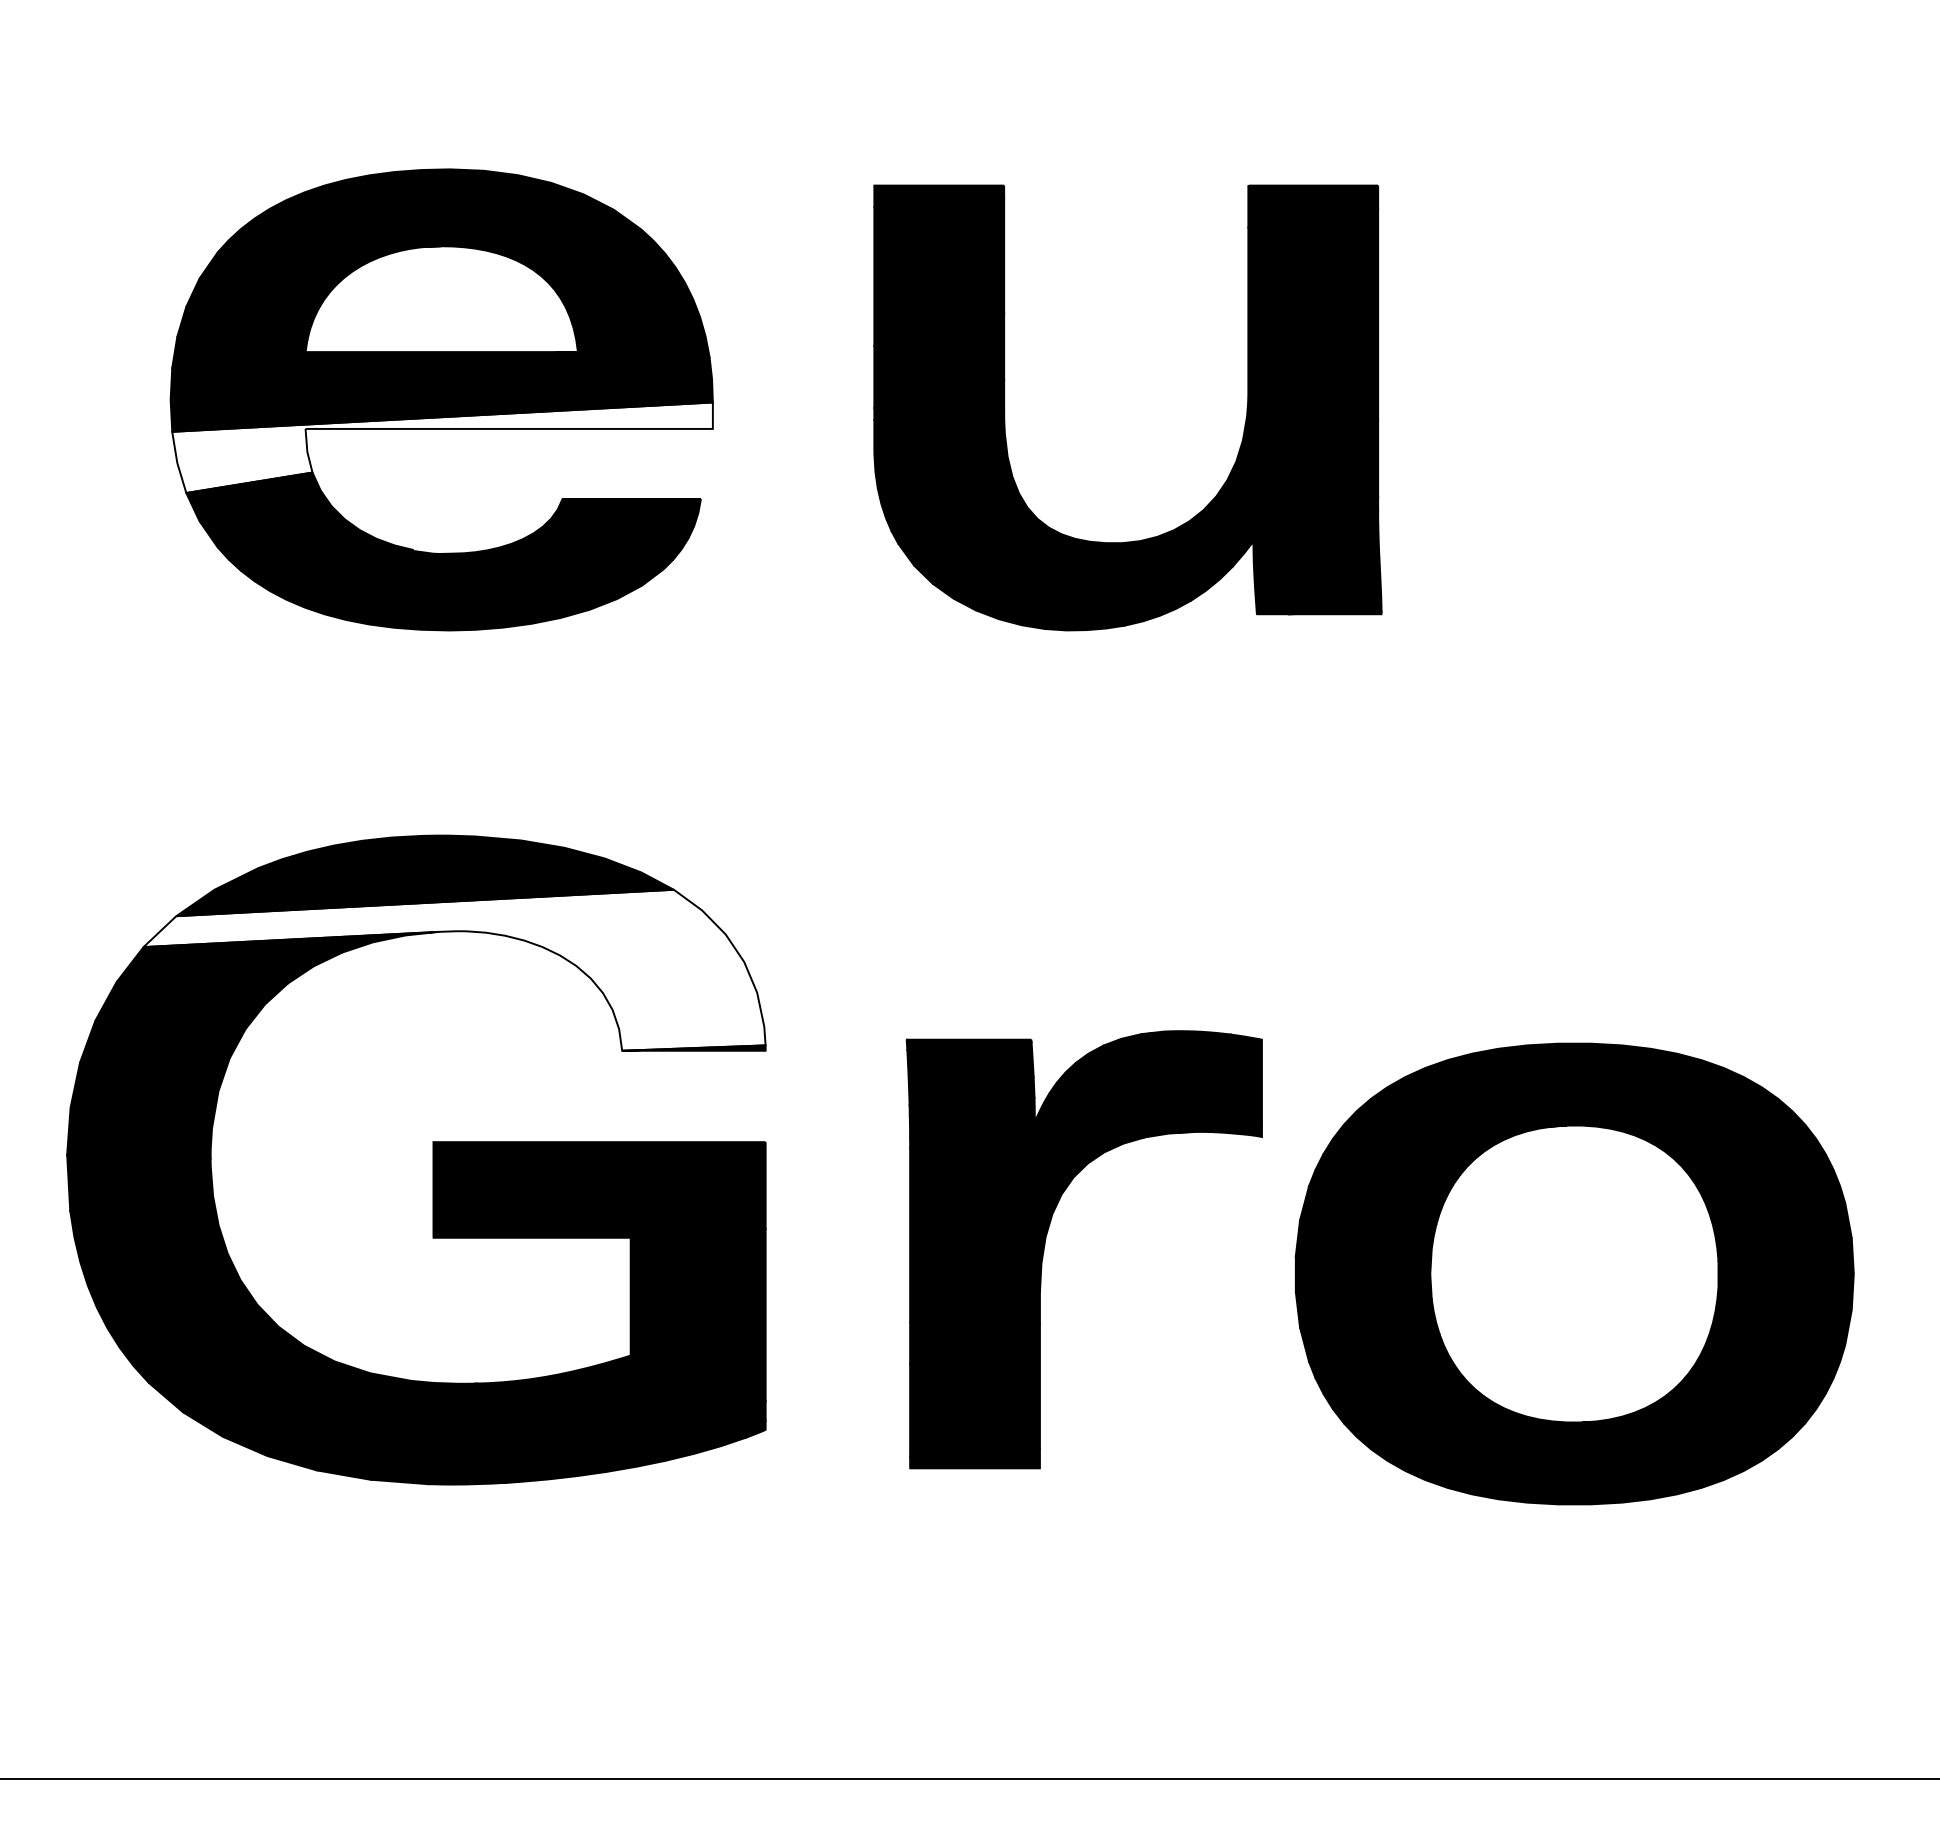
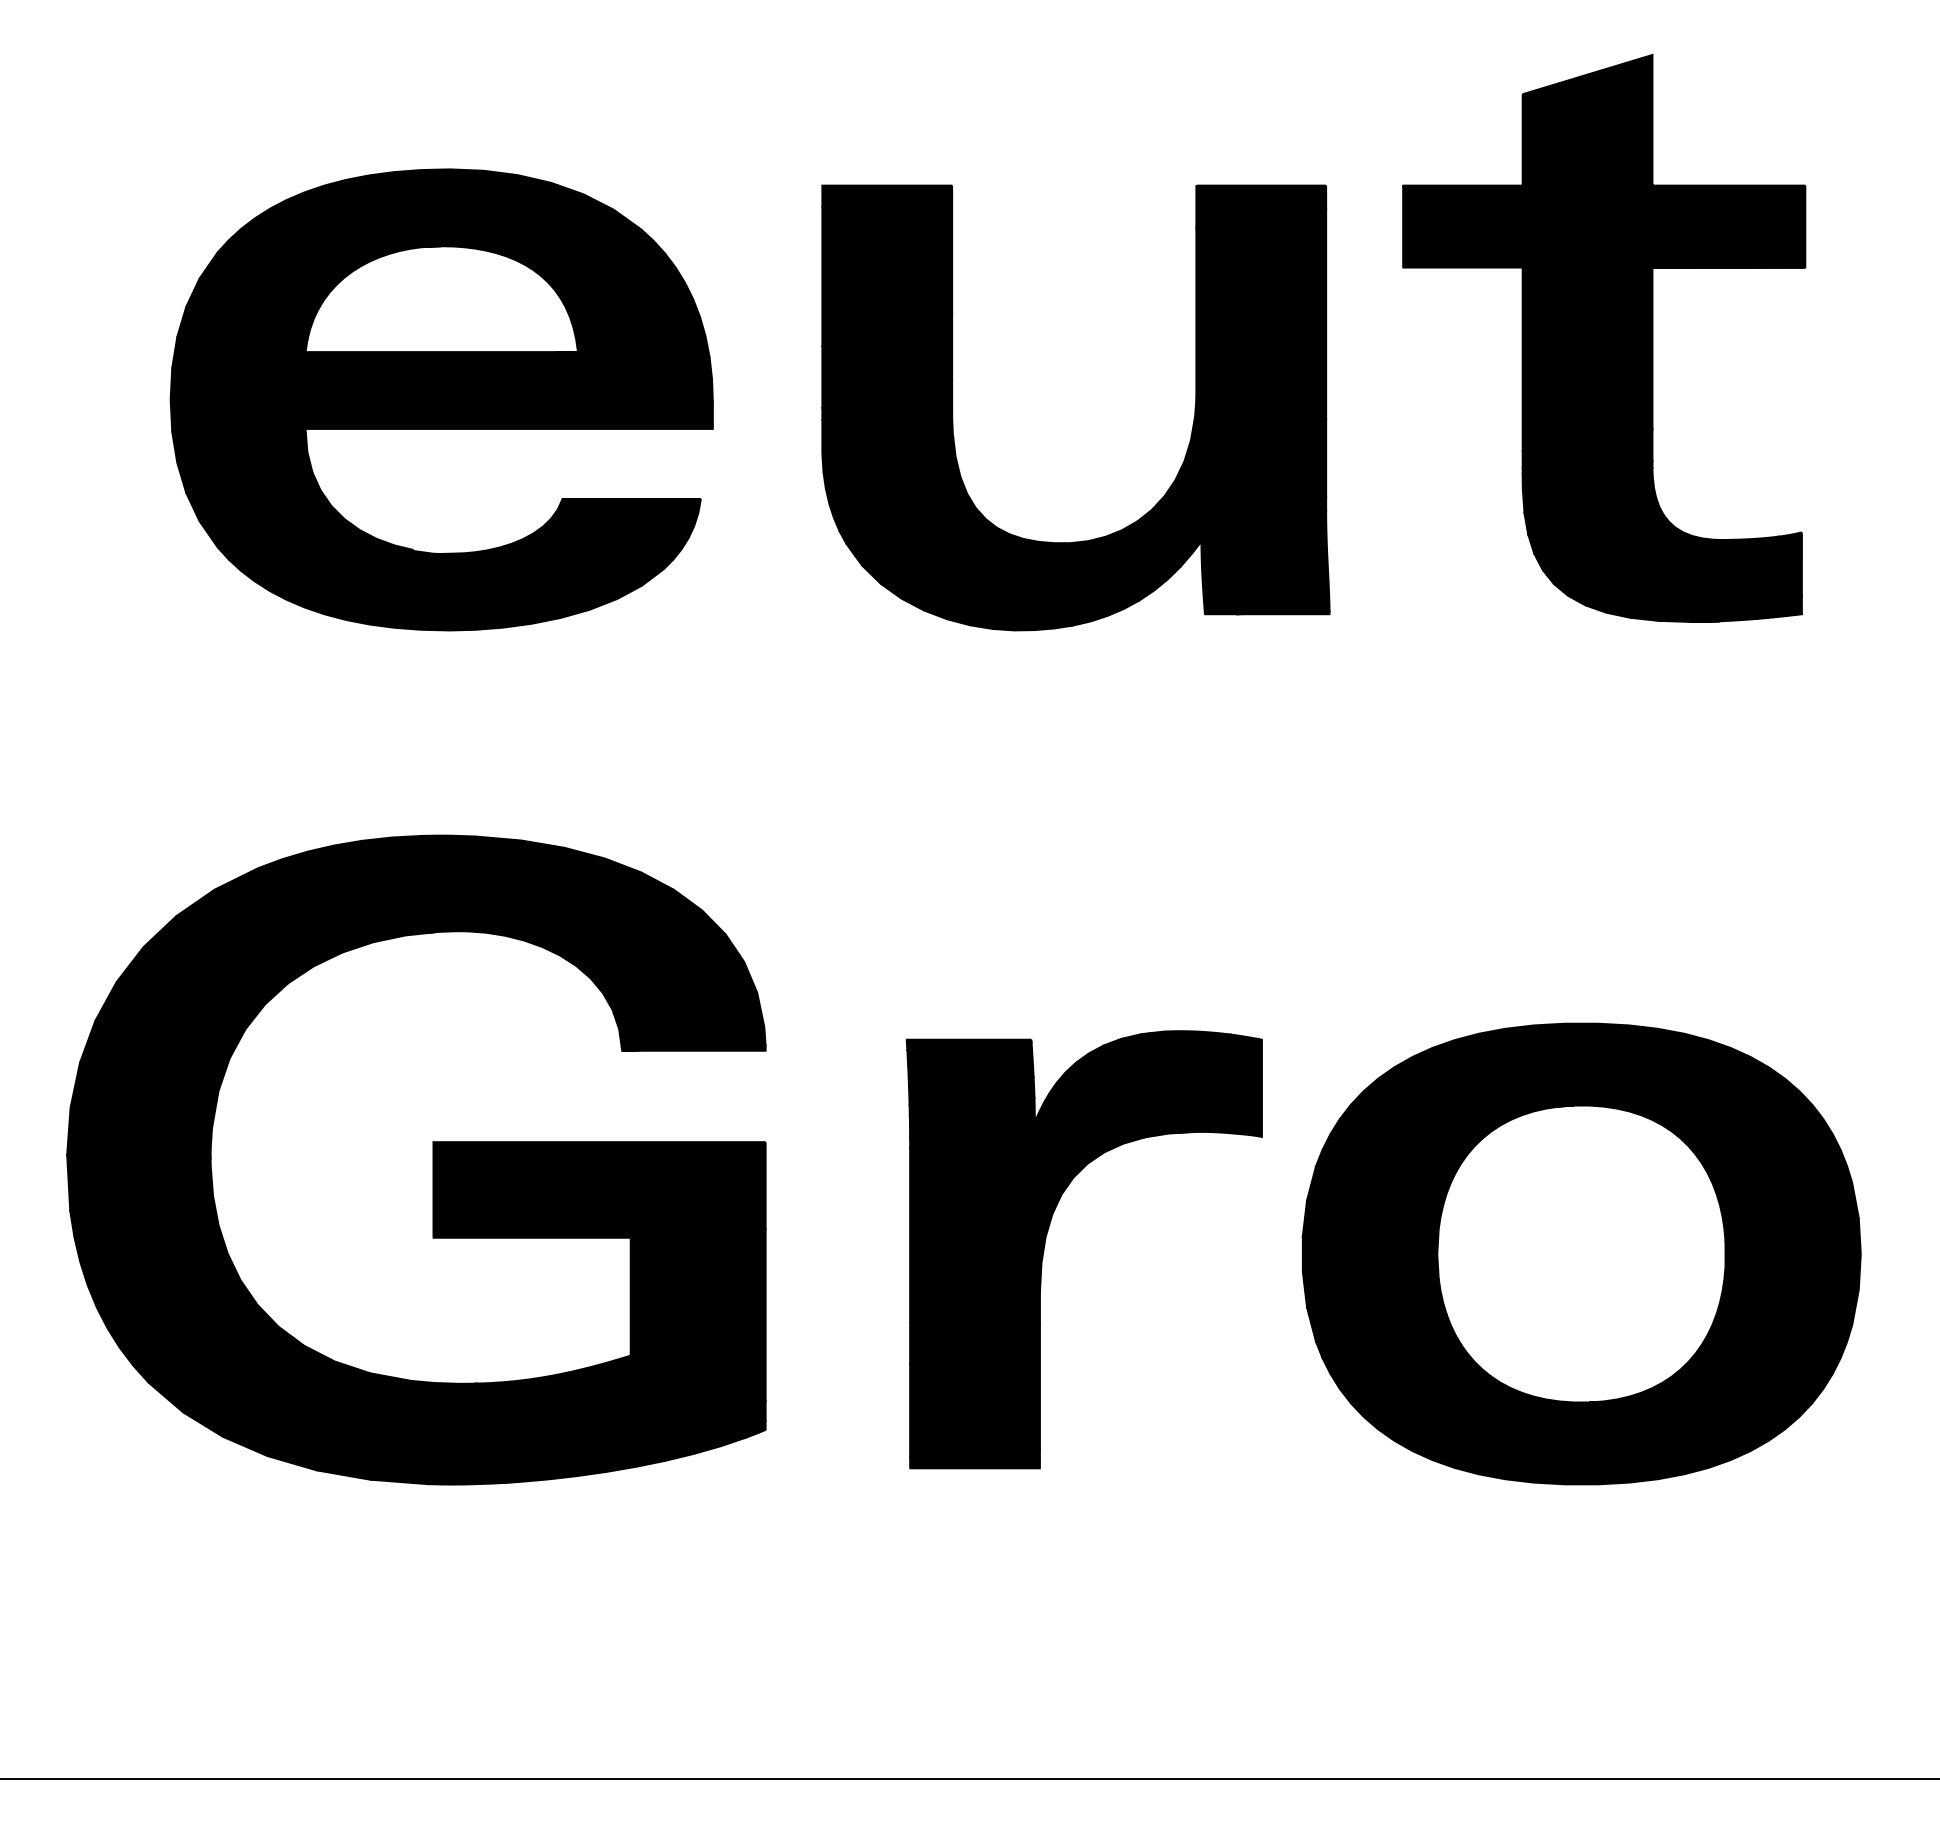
part: none -> present (1604, 337)
part position: (1244, 424) -> (1192, 424) (1192, 424)
fill: none -> present (442, 447)
fill: none -> present (454, 969)
part position: (1574, 1273) -> (1581, 1253) (1581, 1253)
